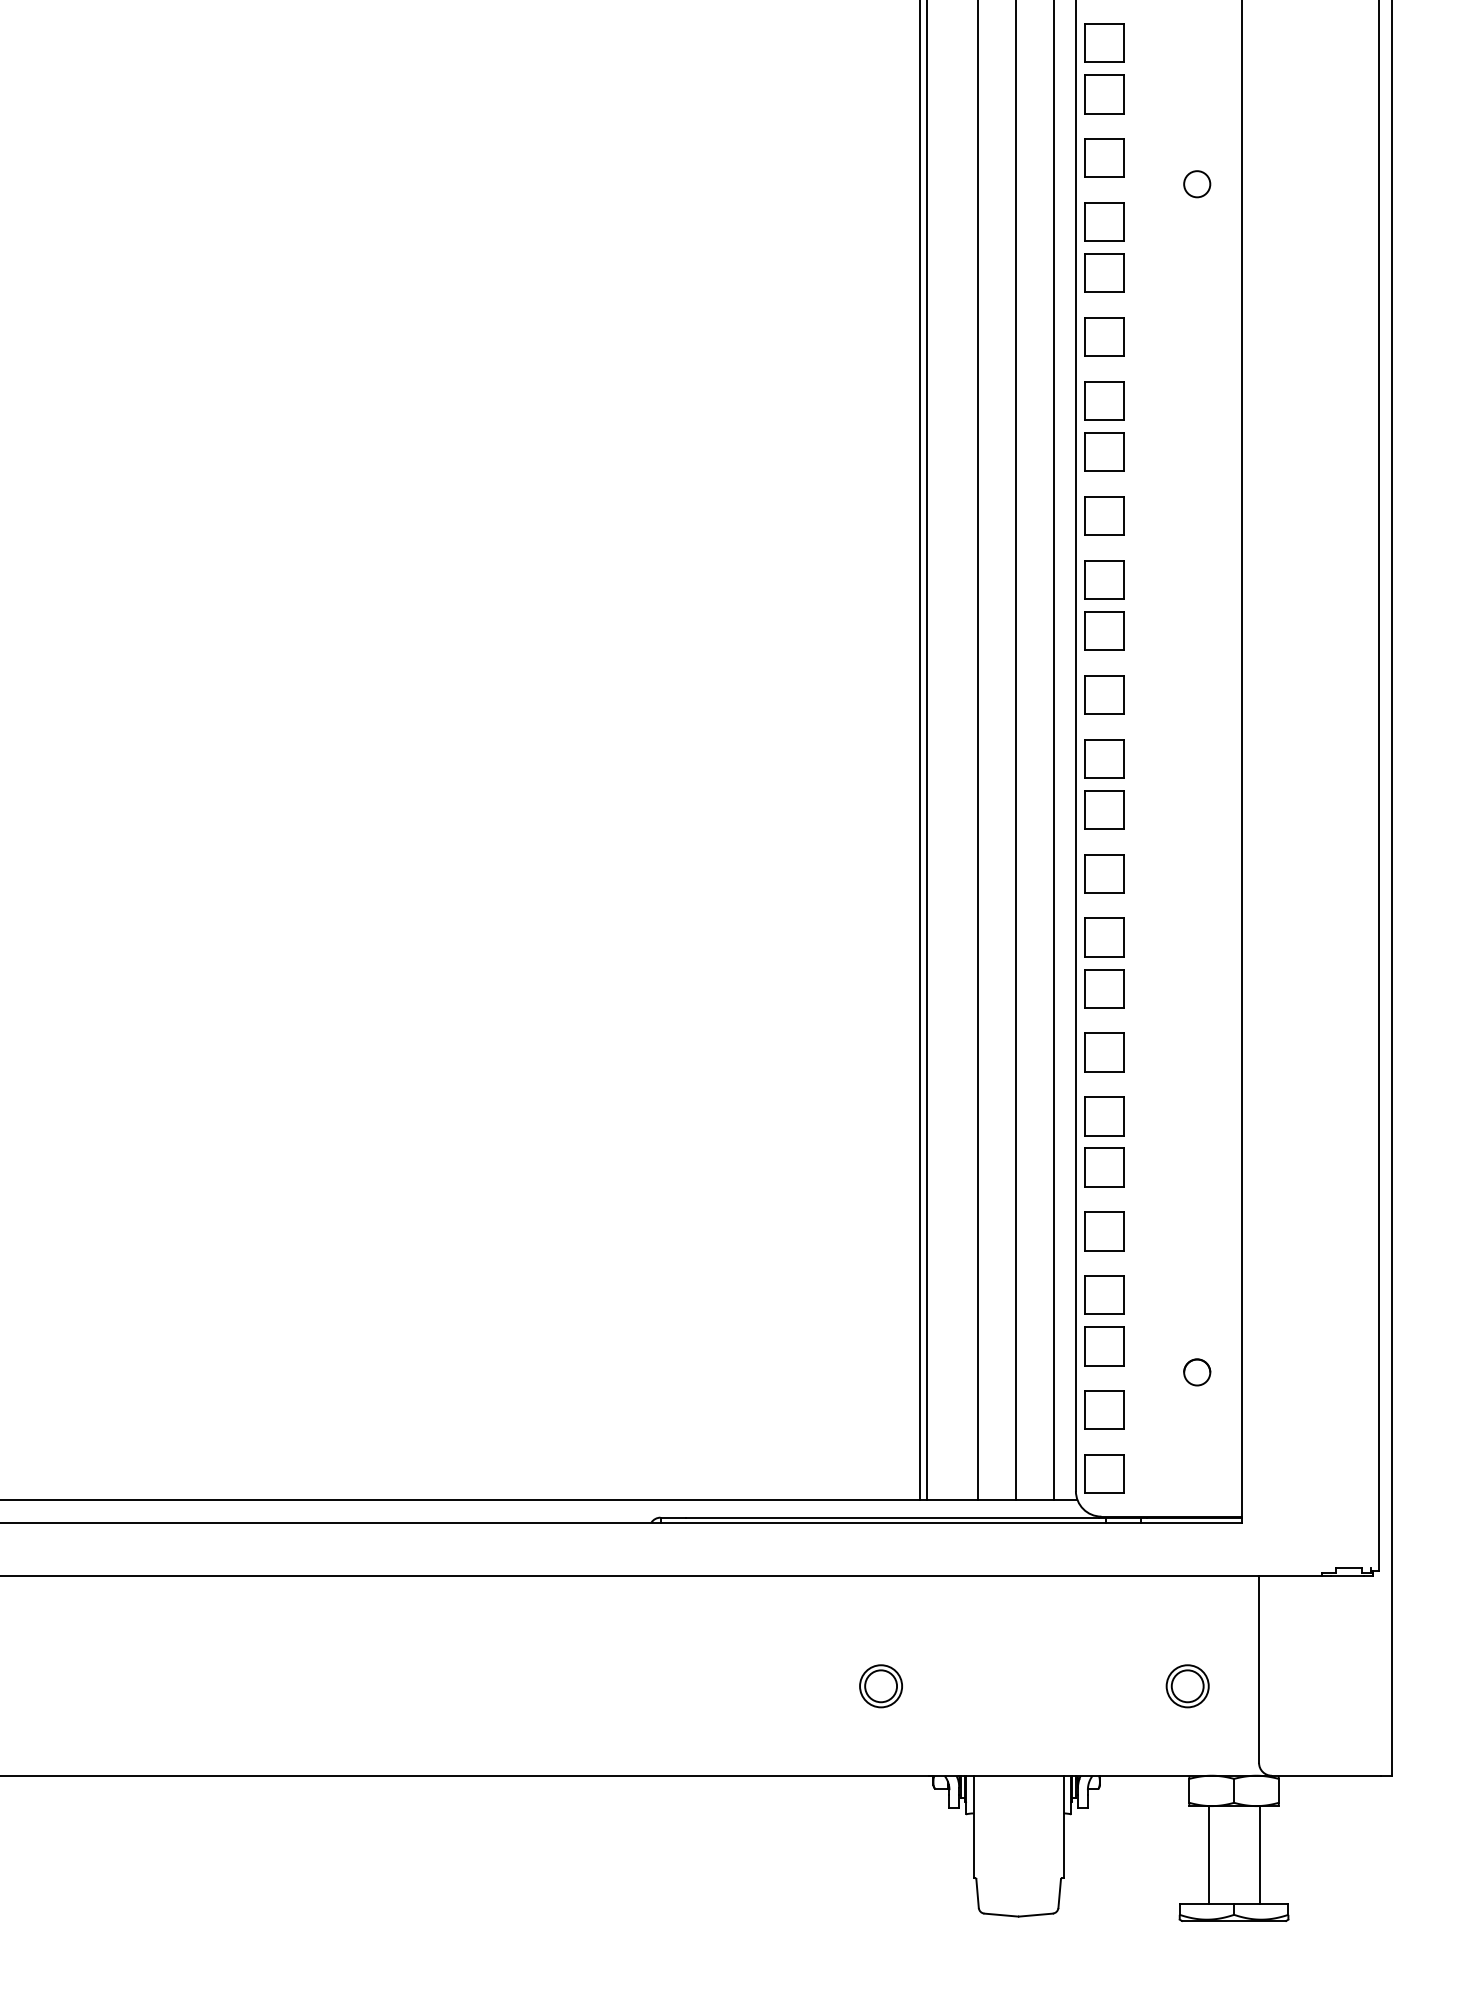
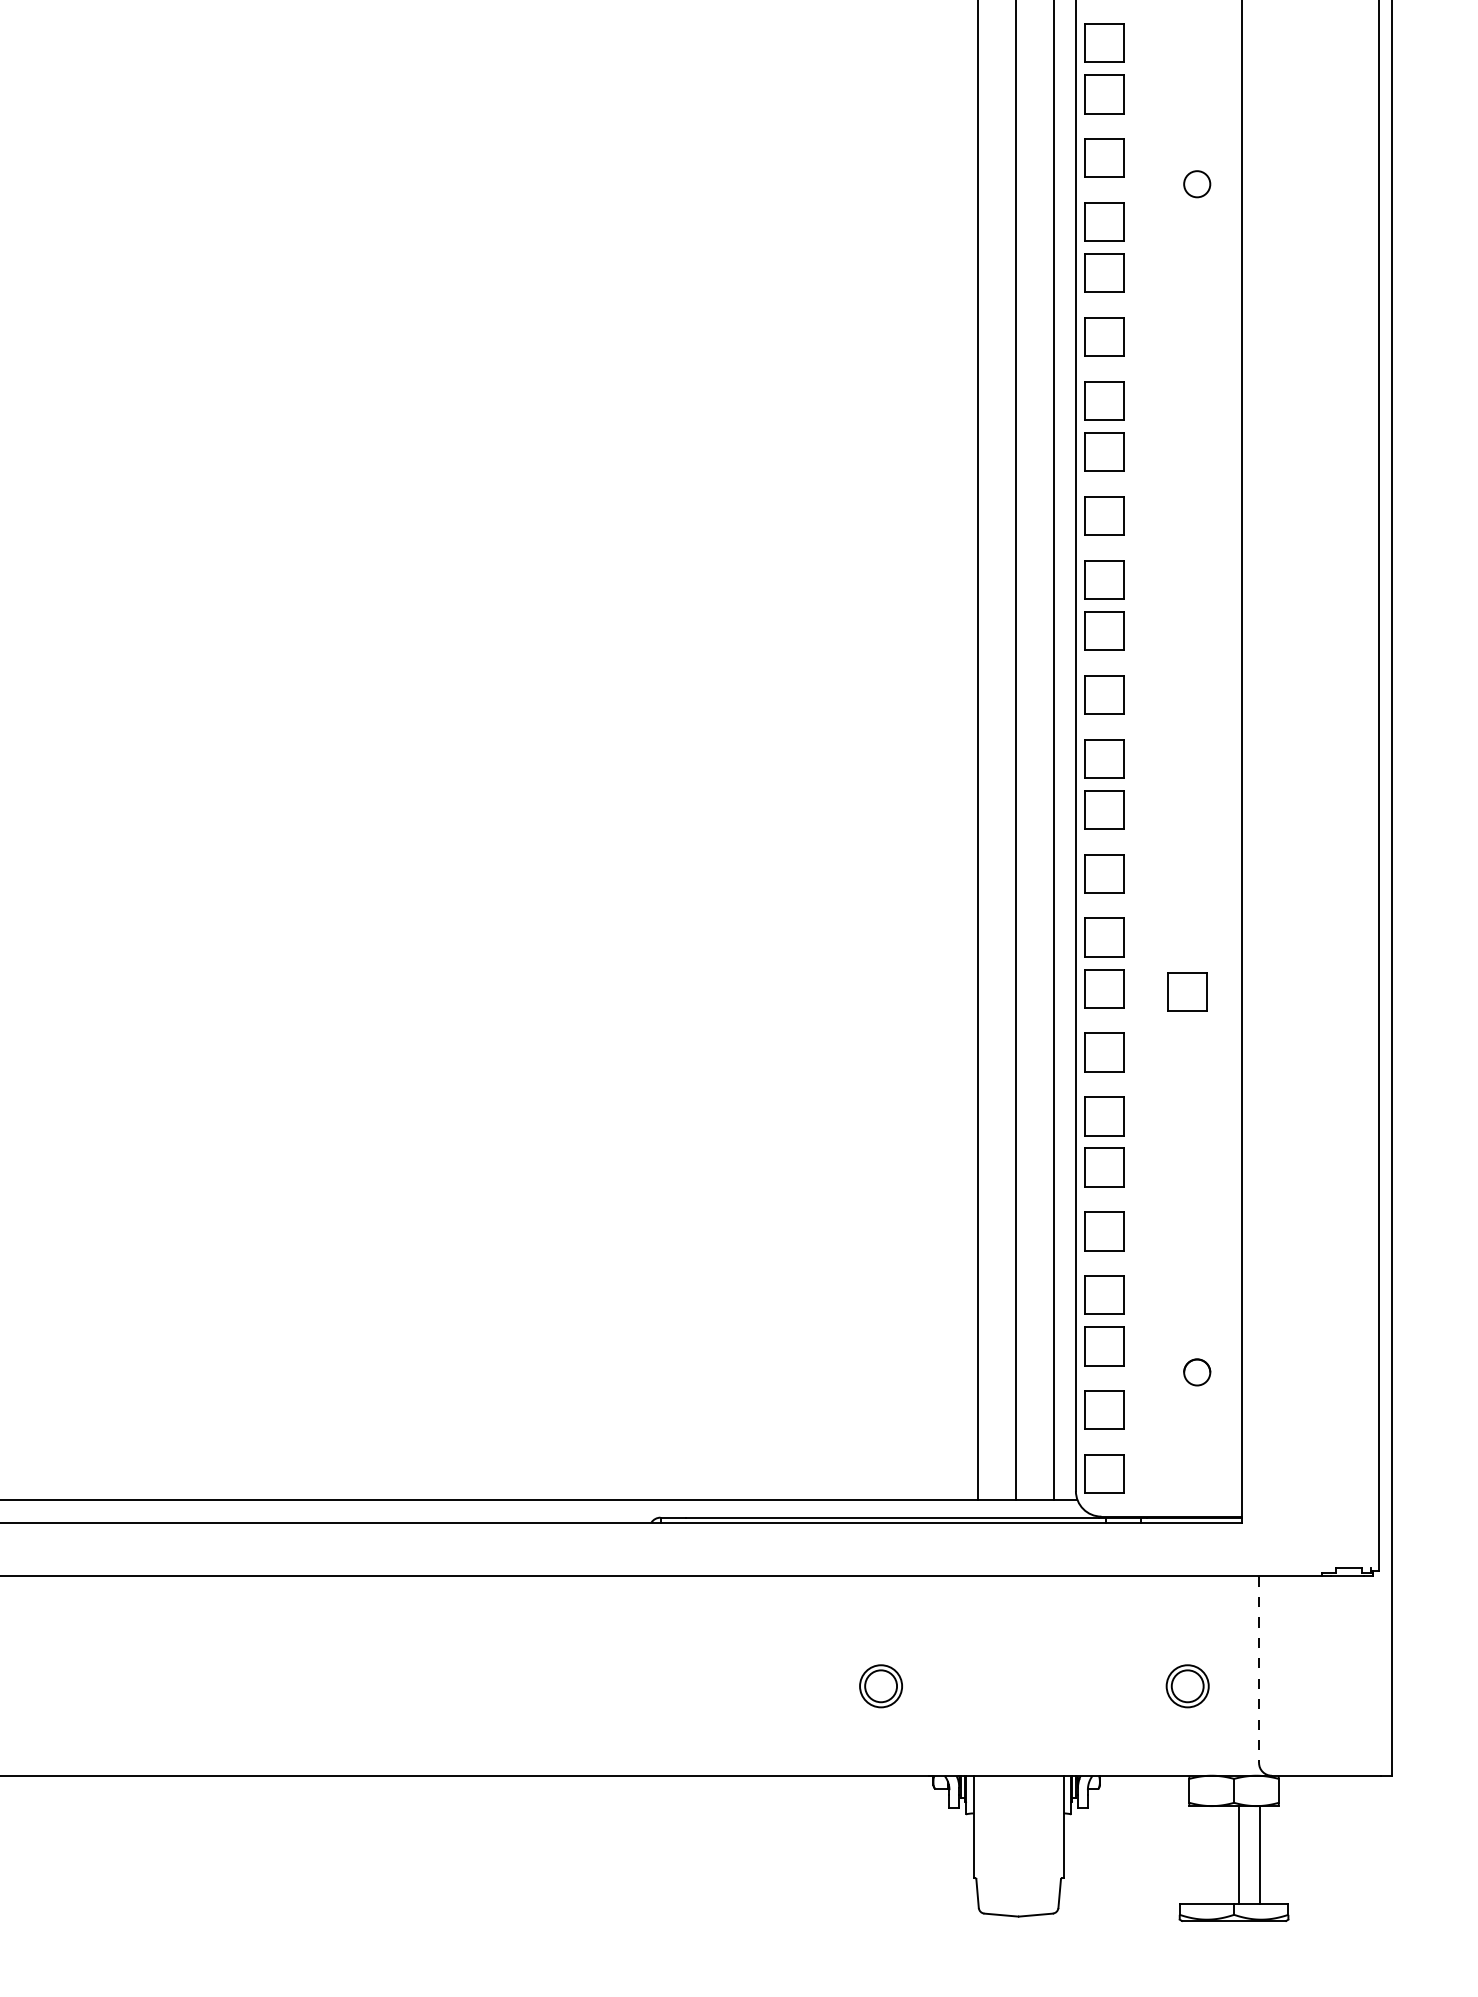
line: present -> none (919, 750)
line: present -> none (926, 750)
part: none -> present (1187, 991)
line: solid -> dashed (1259, 1670)
line position: (1208, 1854) -> (1238, 1854) (1238, 1854)
